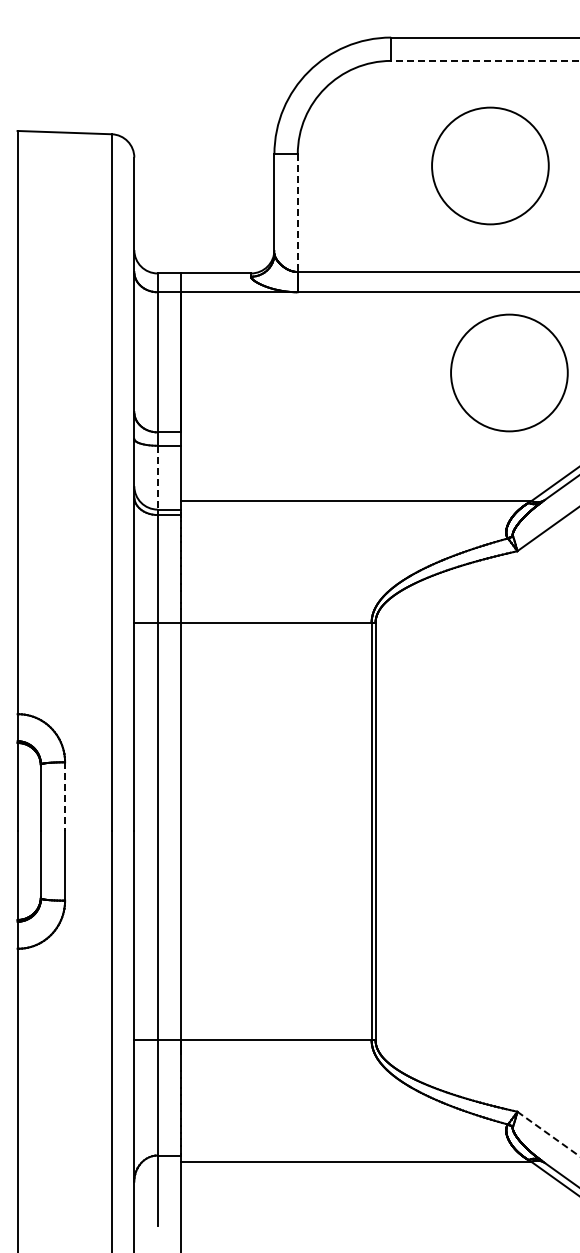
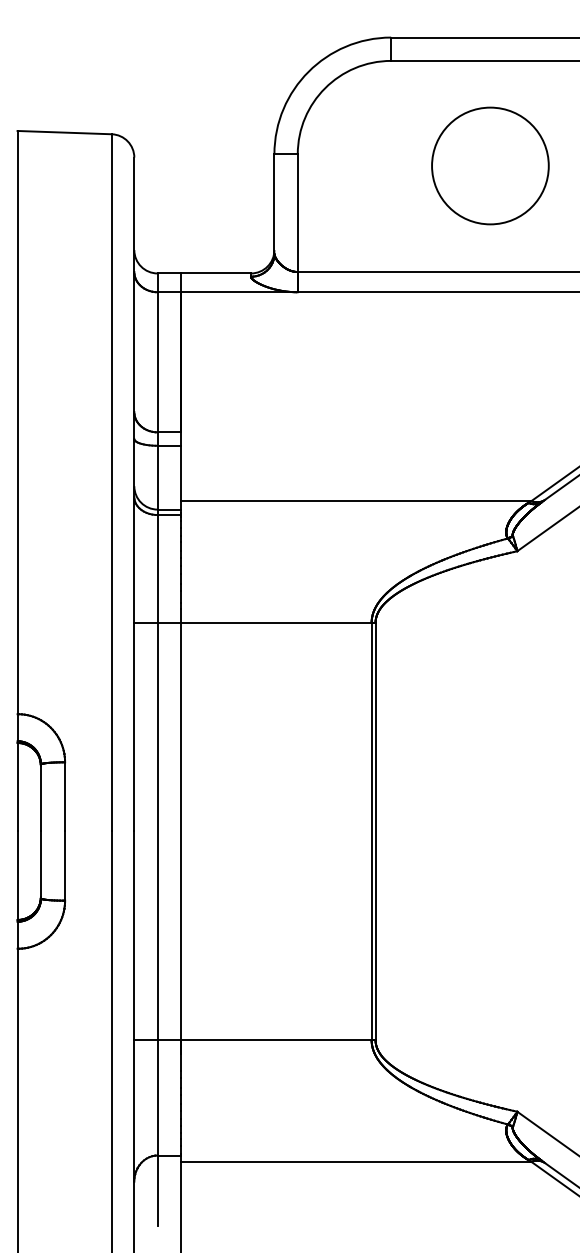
line: dashed -> solid (485, 60)
line: dashed -> solid (297, 213)
part: present -> none (509, 372)
line: dashed -> solid (157, 477)
line: dashed -> solid (65, 796)
line: dashed -> solid (549, 1134)
